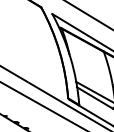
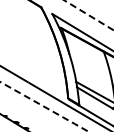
line: solid -> dashed (88, 14)
line: solid -> dashed (44, 106)
